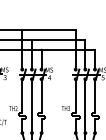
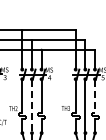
line: solid -> dashed (95, 97)
line: solid -> dashed (32, 106)
